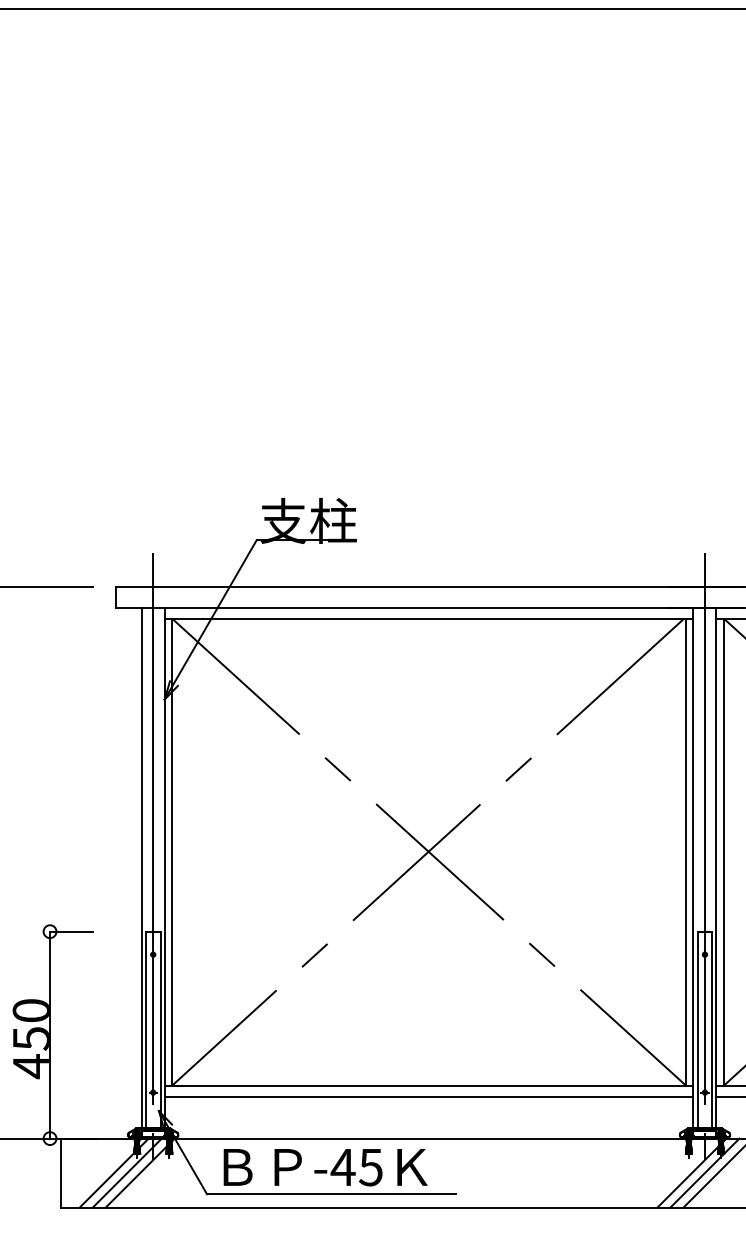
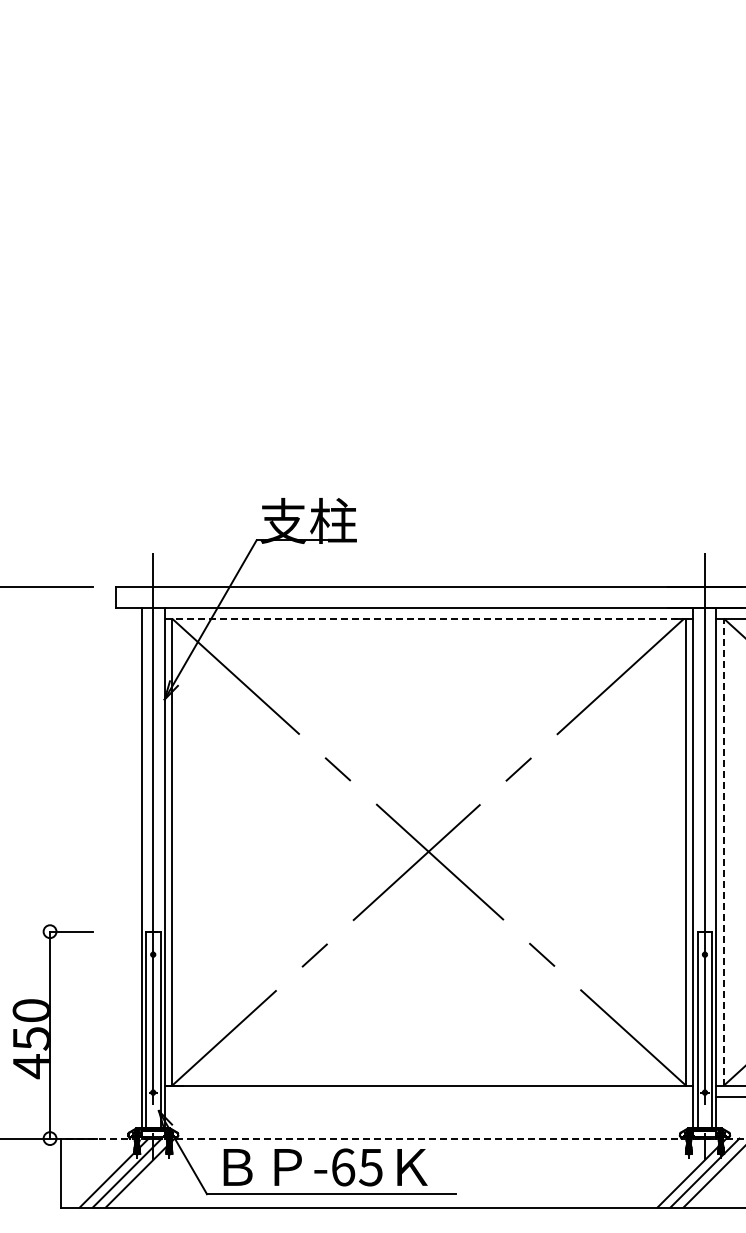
line: present -> none (372, 8)
line: solid -> dashed (429, 618)
line: solid -> dashed (723, 852)
line: present -> none (428, 1097)
line: solid -> dashed (403, 1138)
text: -45 -> -65 (342, 1167)
